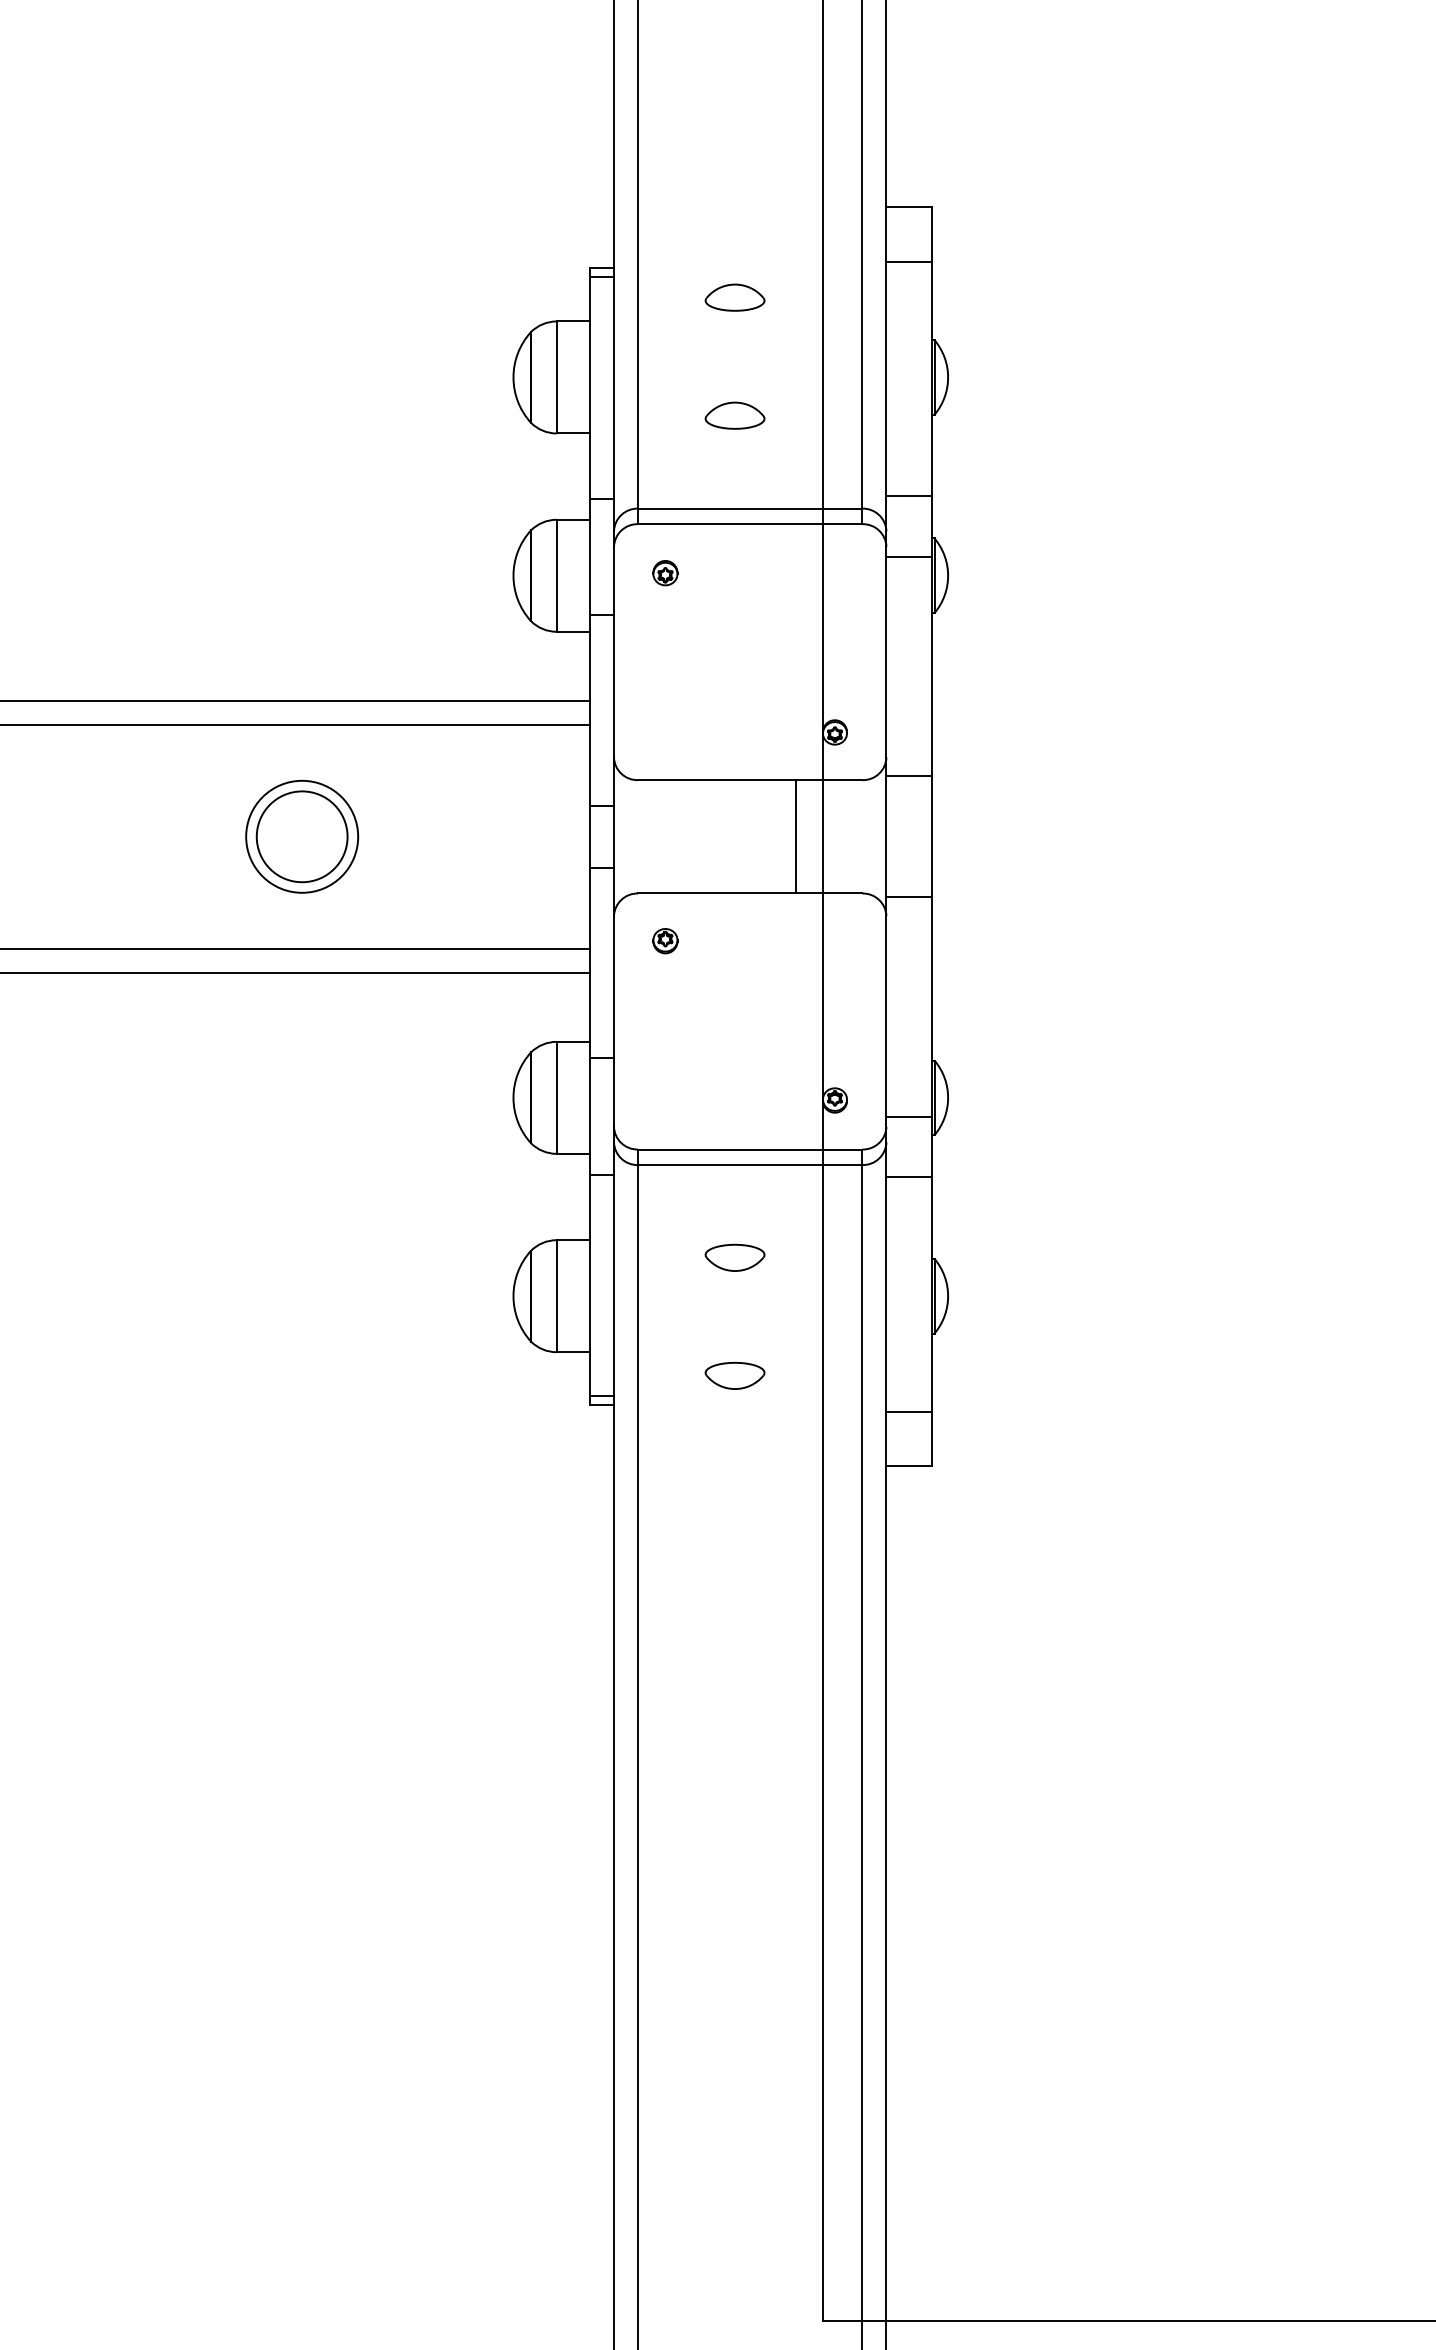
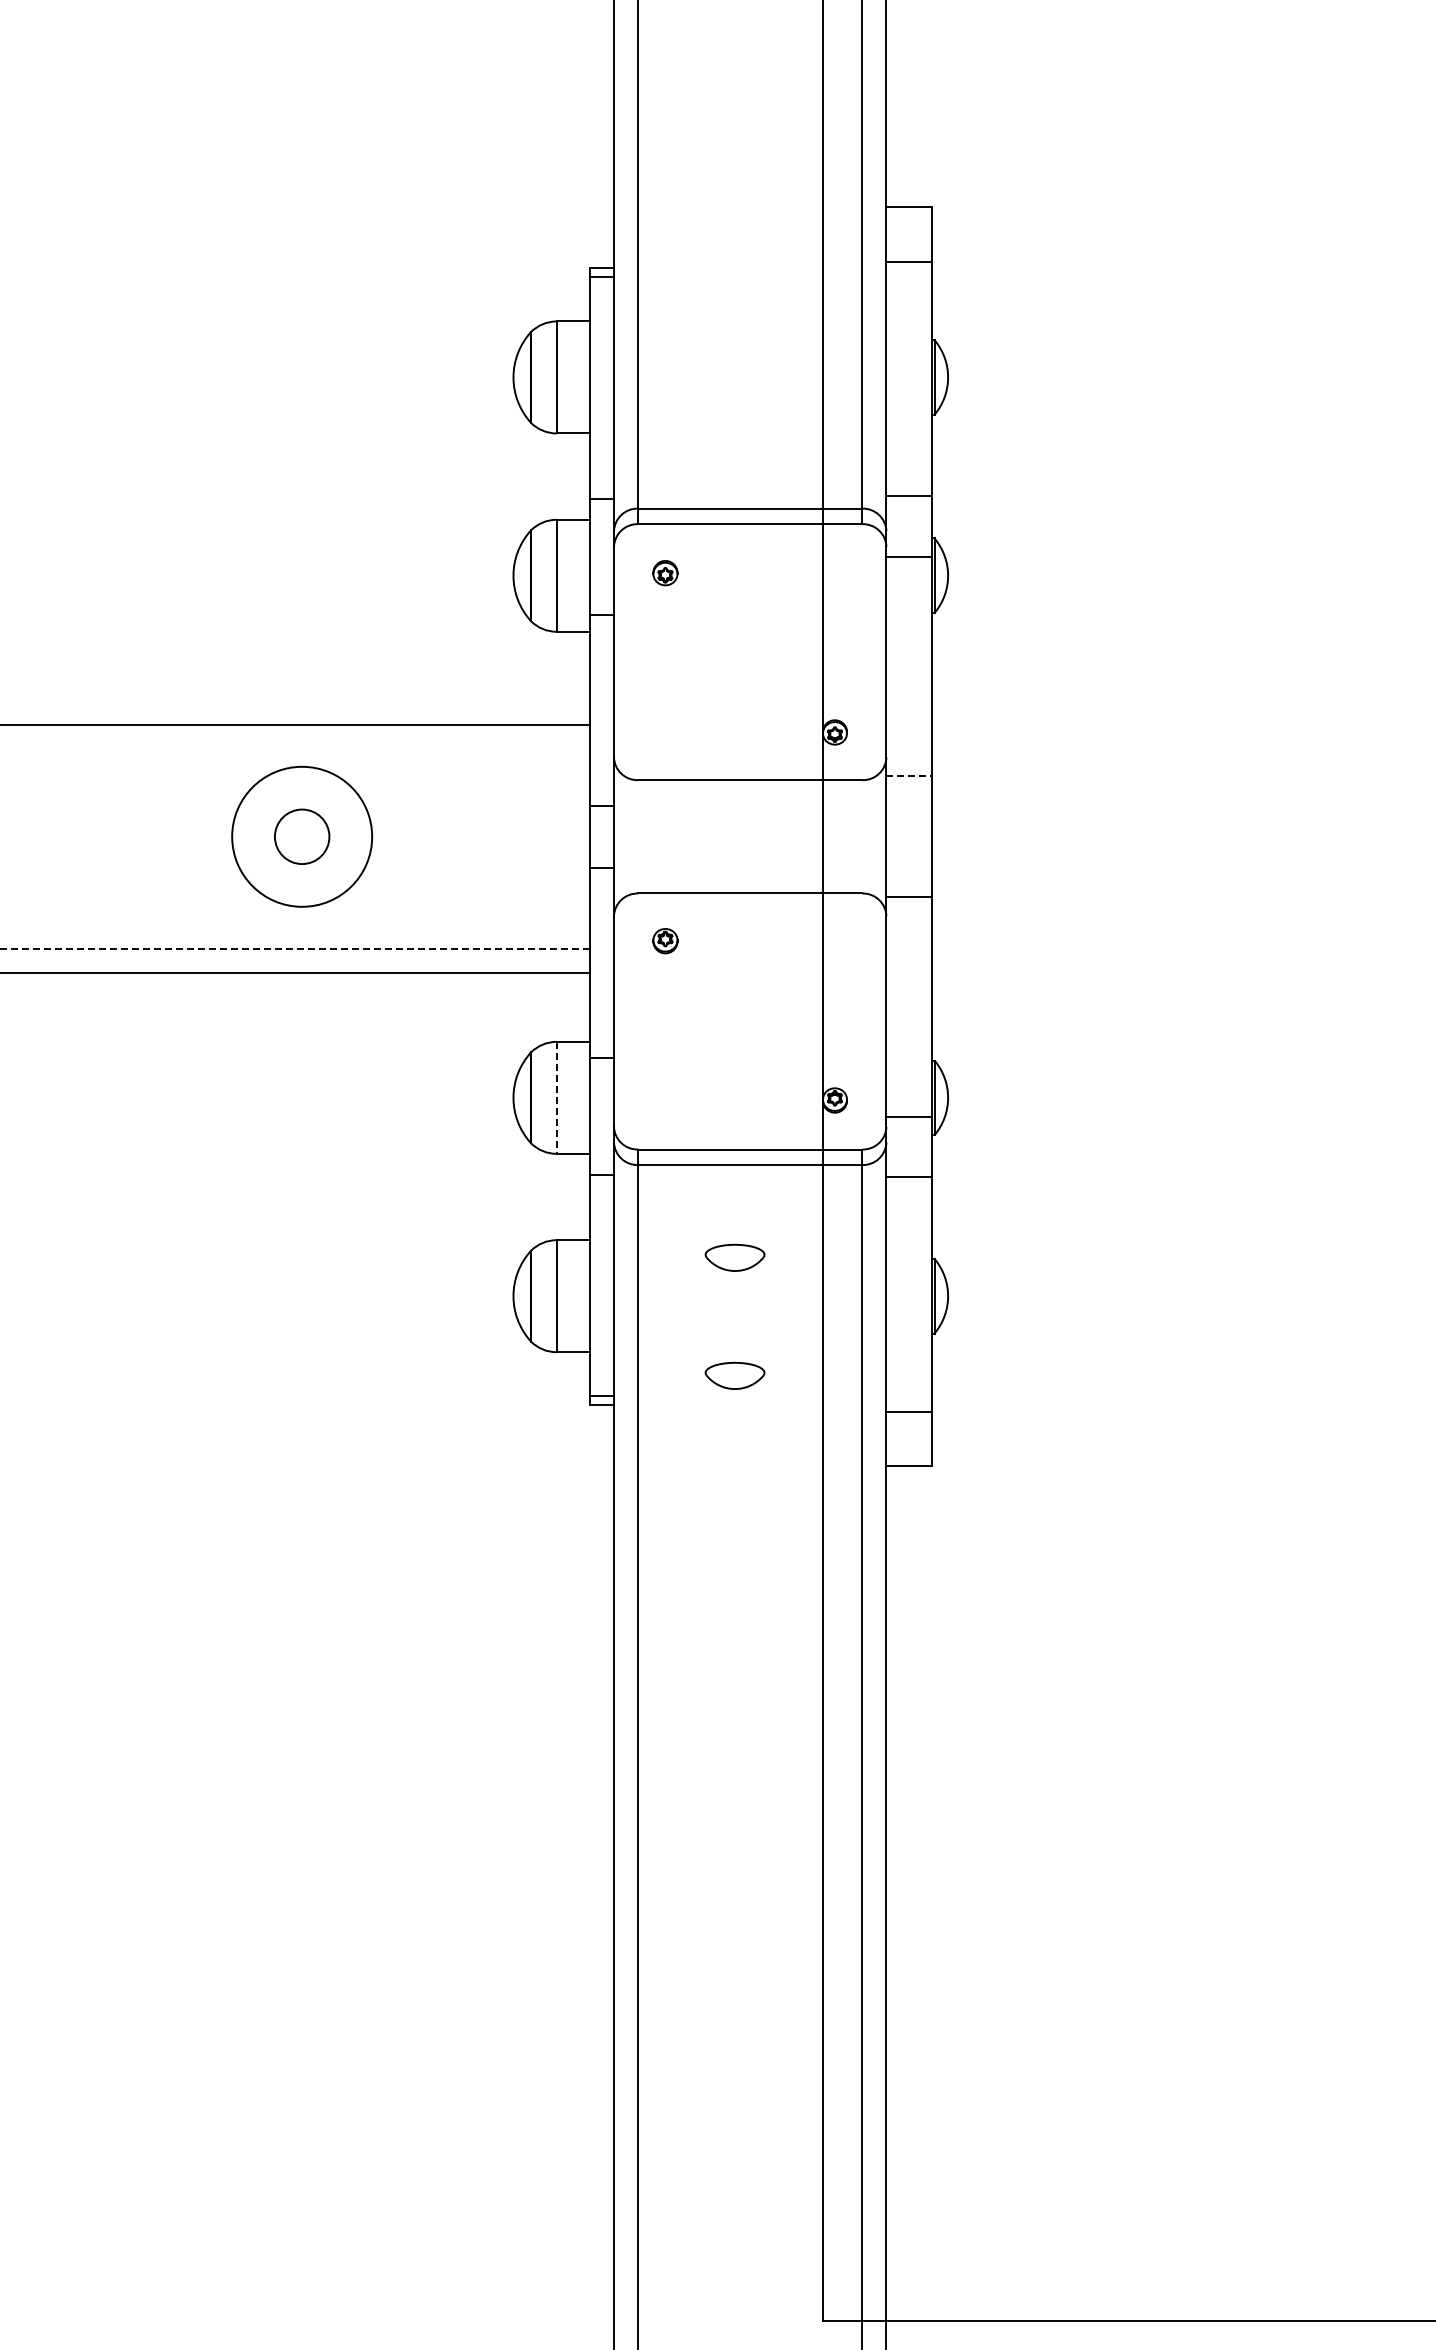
part: present -> none (734, 297)
part: present -> none (734, 415)
line: present -> none (295, 700)
line: solid -> dashed (909, 776)
circle diameter: 91 px -> 54 px (301, 836)
circle diameter: 112 px -> 140 px (302, 836)
line: present -> none (795, 836)
line: solid -> dashed (296, 948)
line: solid -> dashed (556, 1097)
